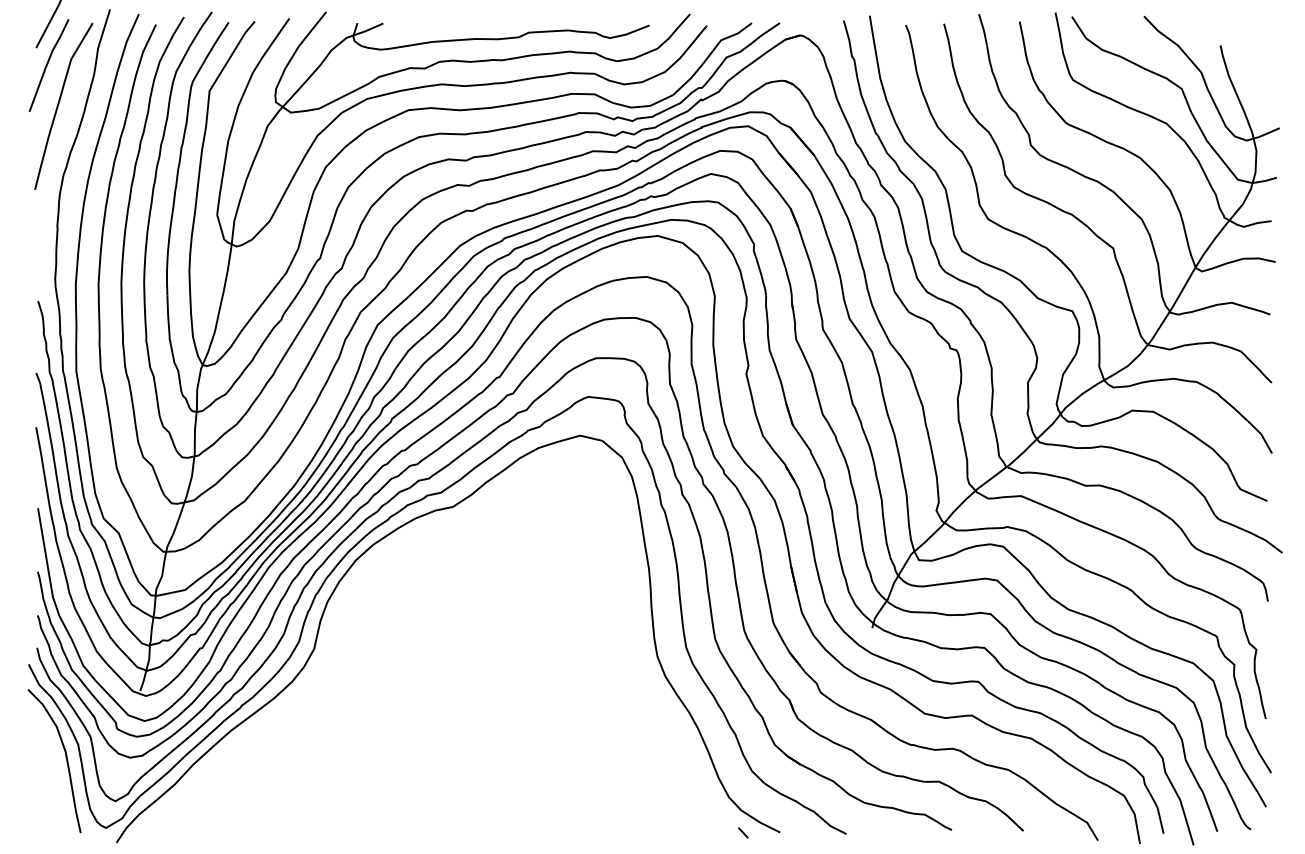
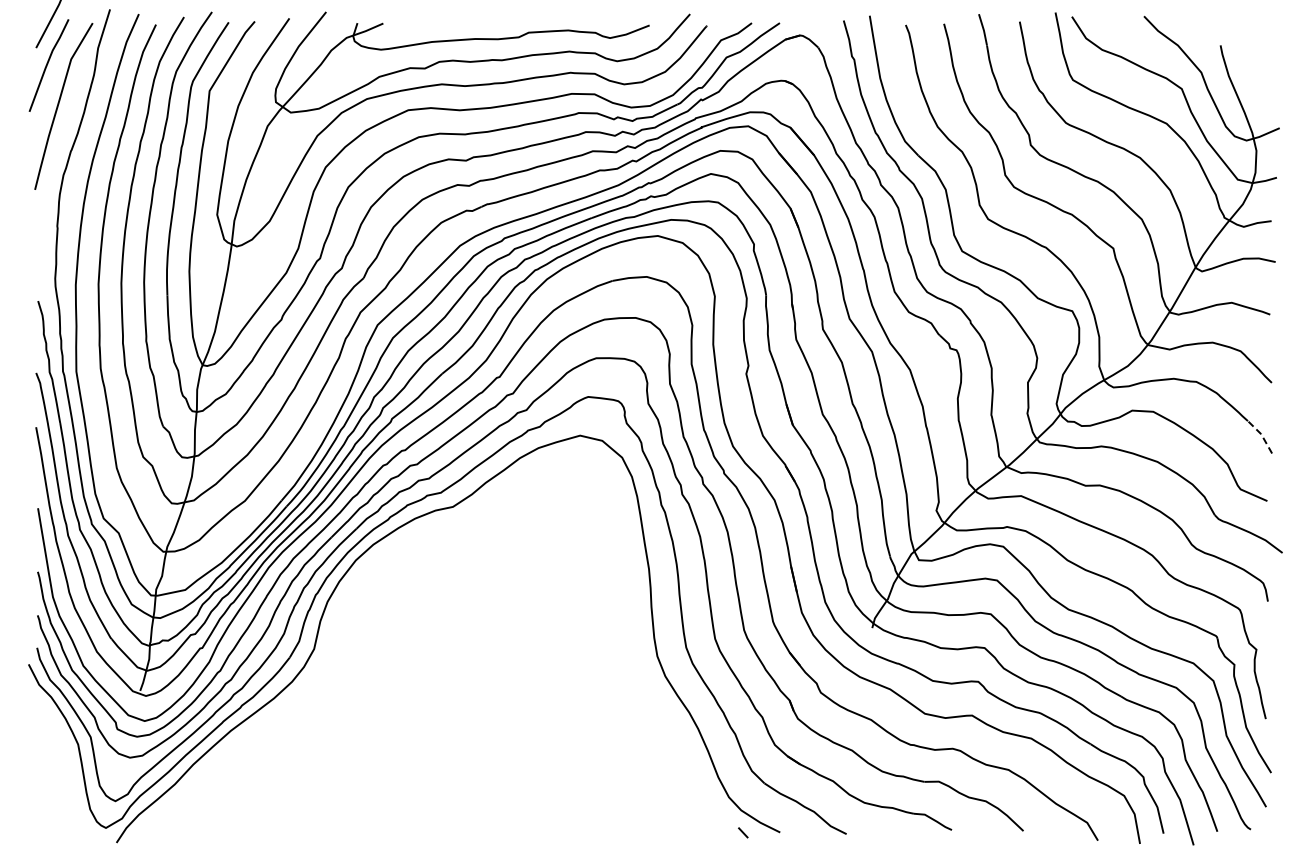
line: solid -> dashed (1261, 435)
curve: present -> none (65, 757)
